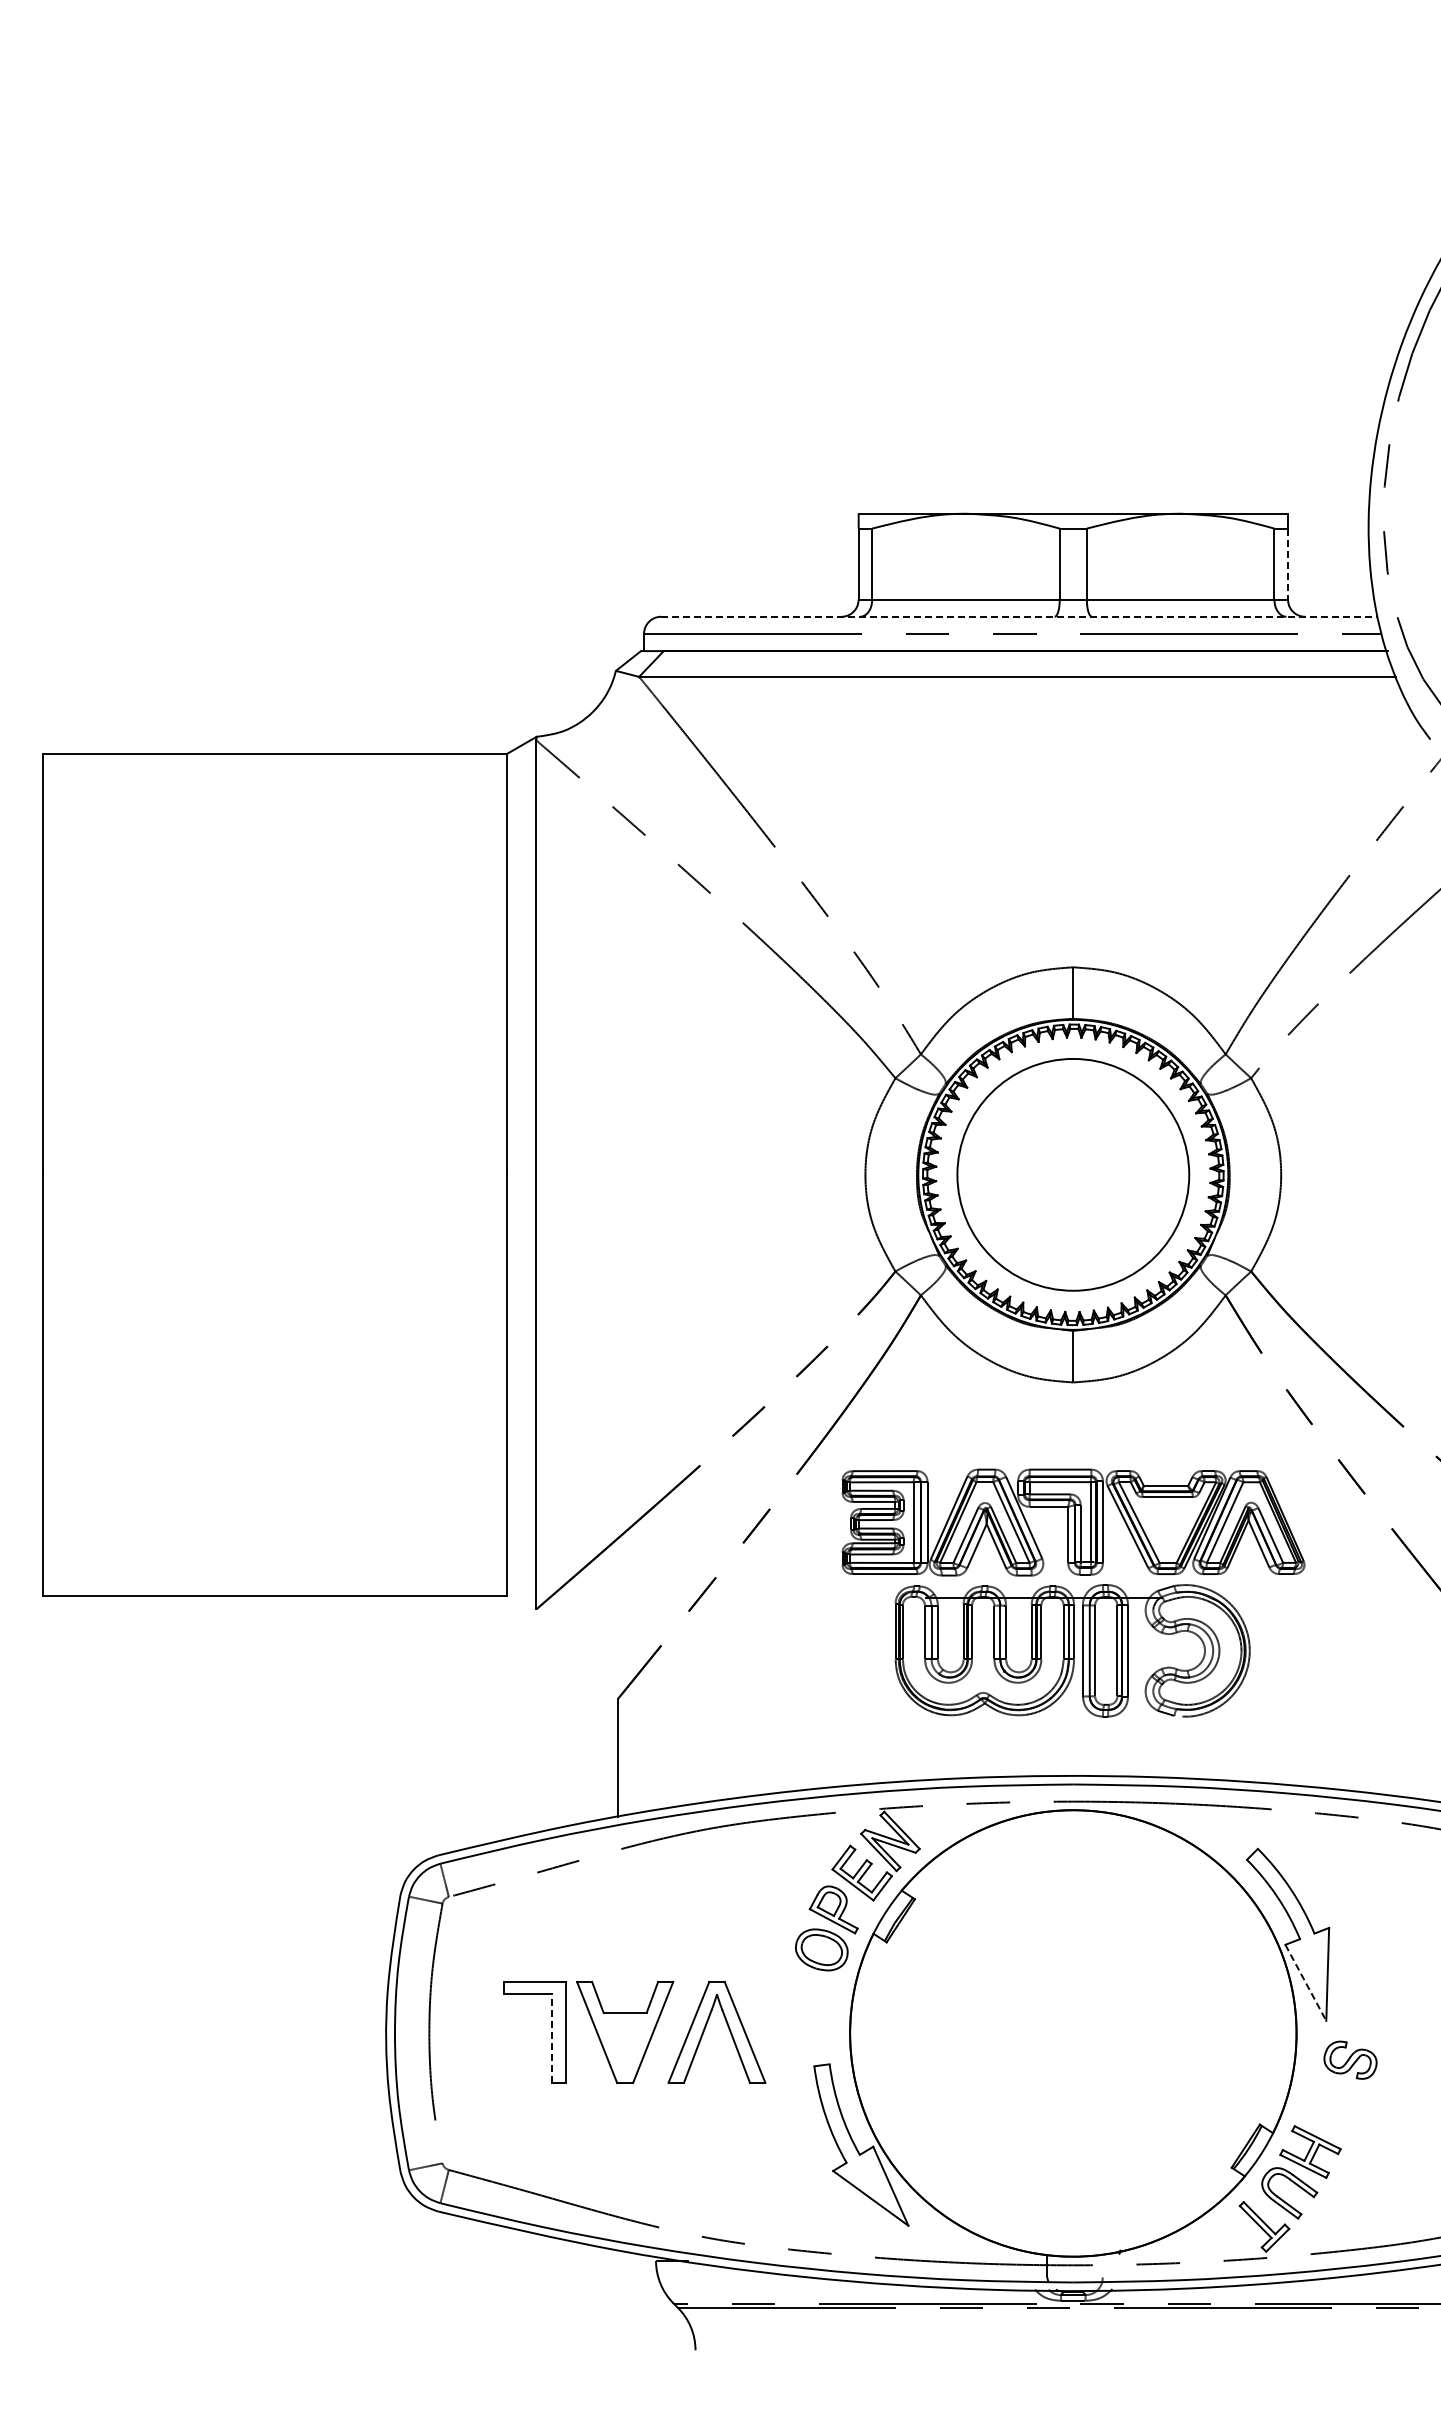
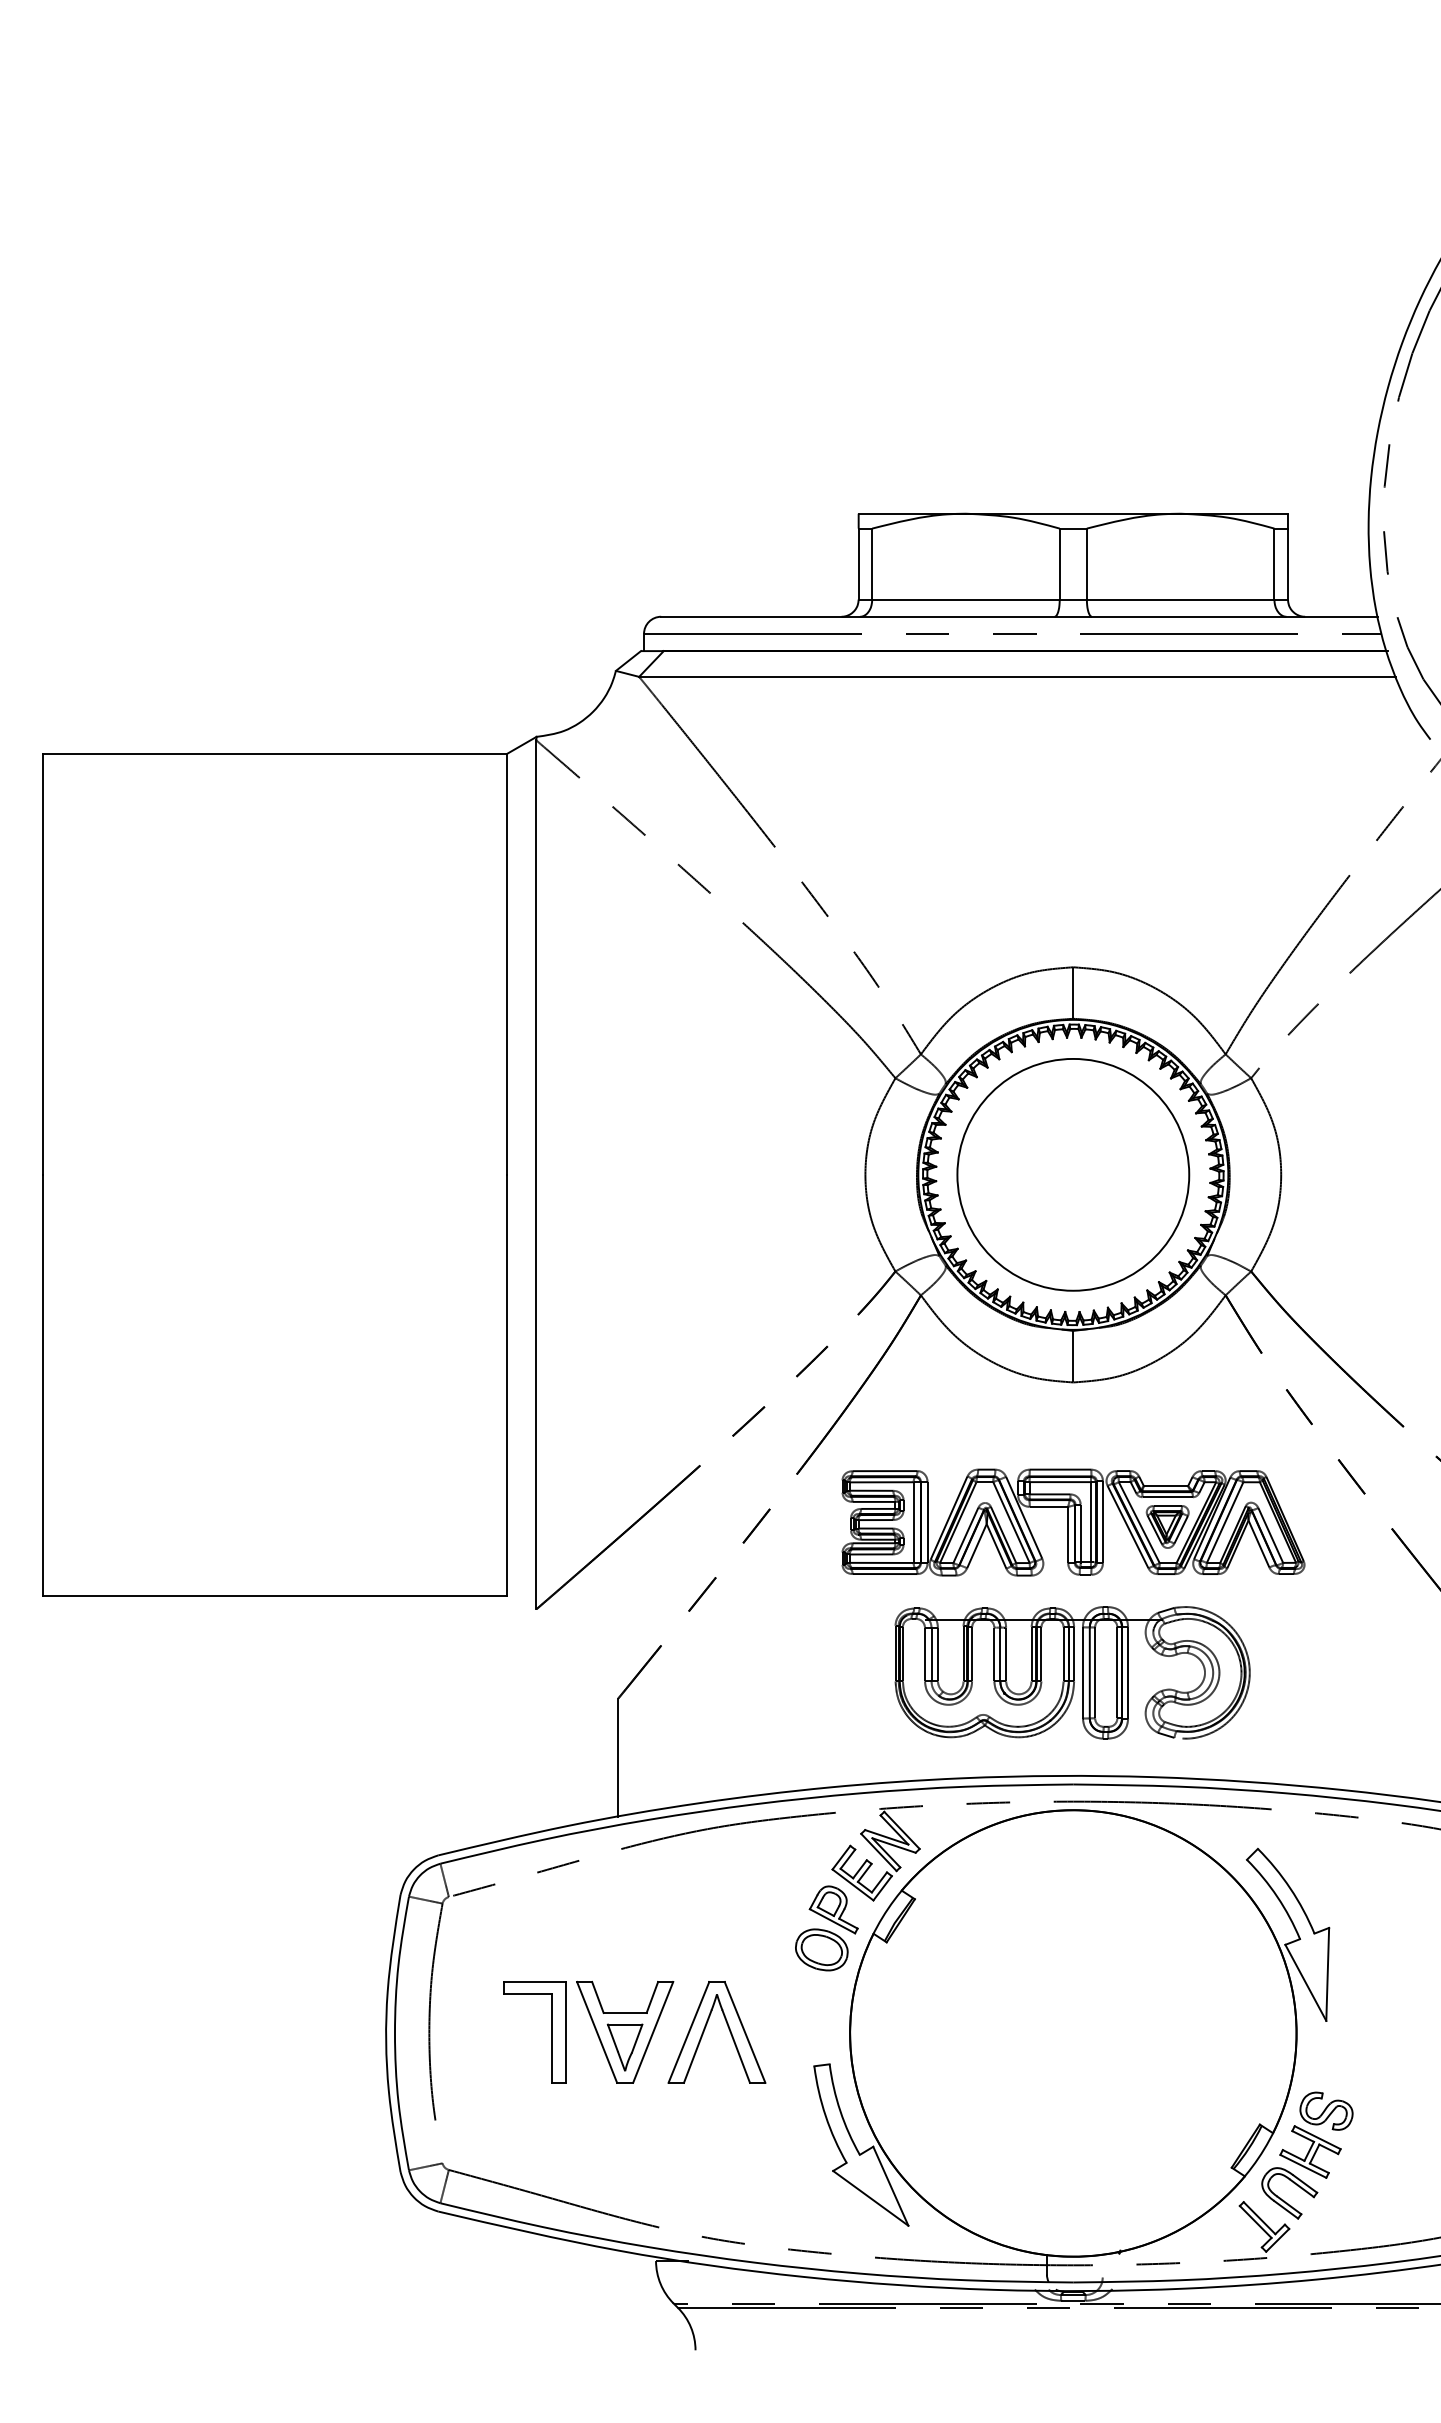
line: dashed -> solid (1287, 564)
line: dashed -> solid (1020, 616)
part: none -> present (1167, 1526)
part position: (1072, 1650) -> (1072, 1672) (1072, 1672)
line: dashed -> solid (1306, 1983)
line: dashed -> solid (552, 2038)
part: none -> present (624, 2047)
part position: (1350, 2059) -> (1326, 2110) (1326, 2110)
